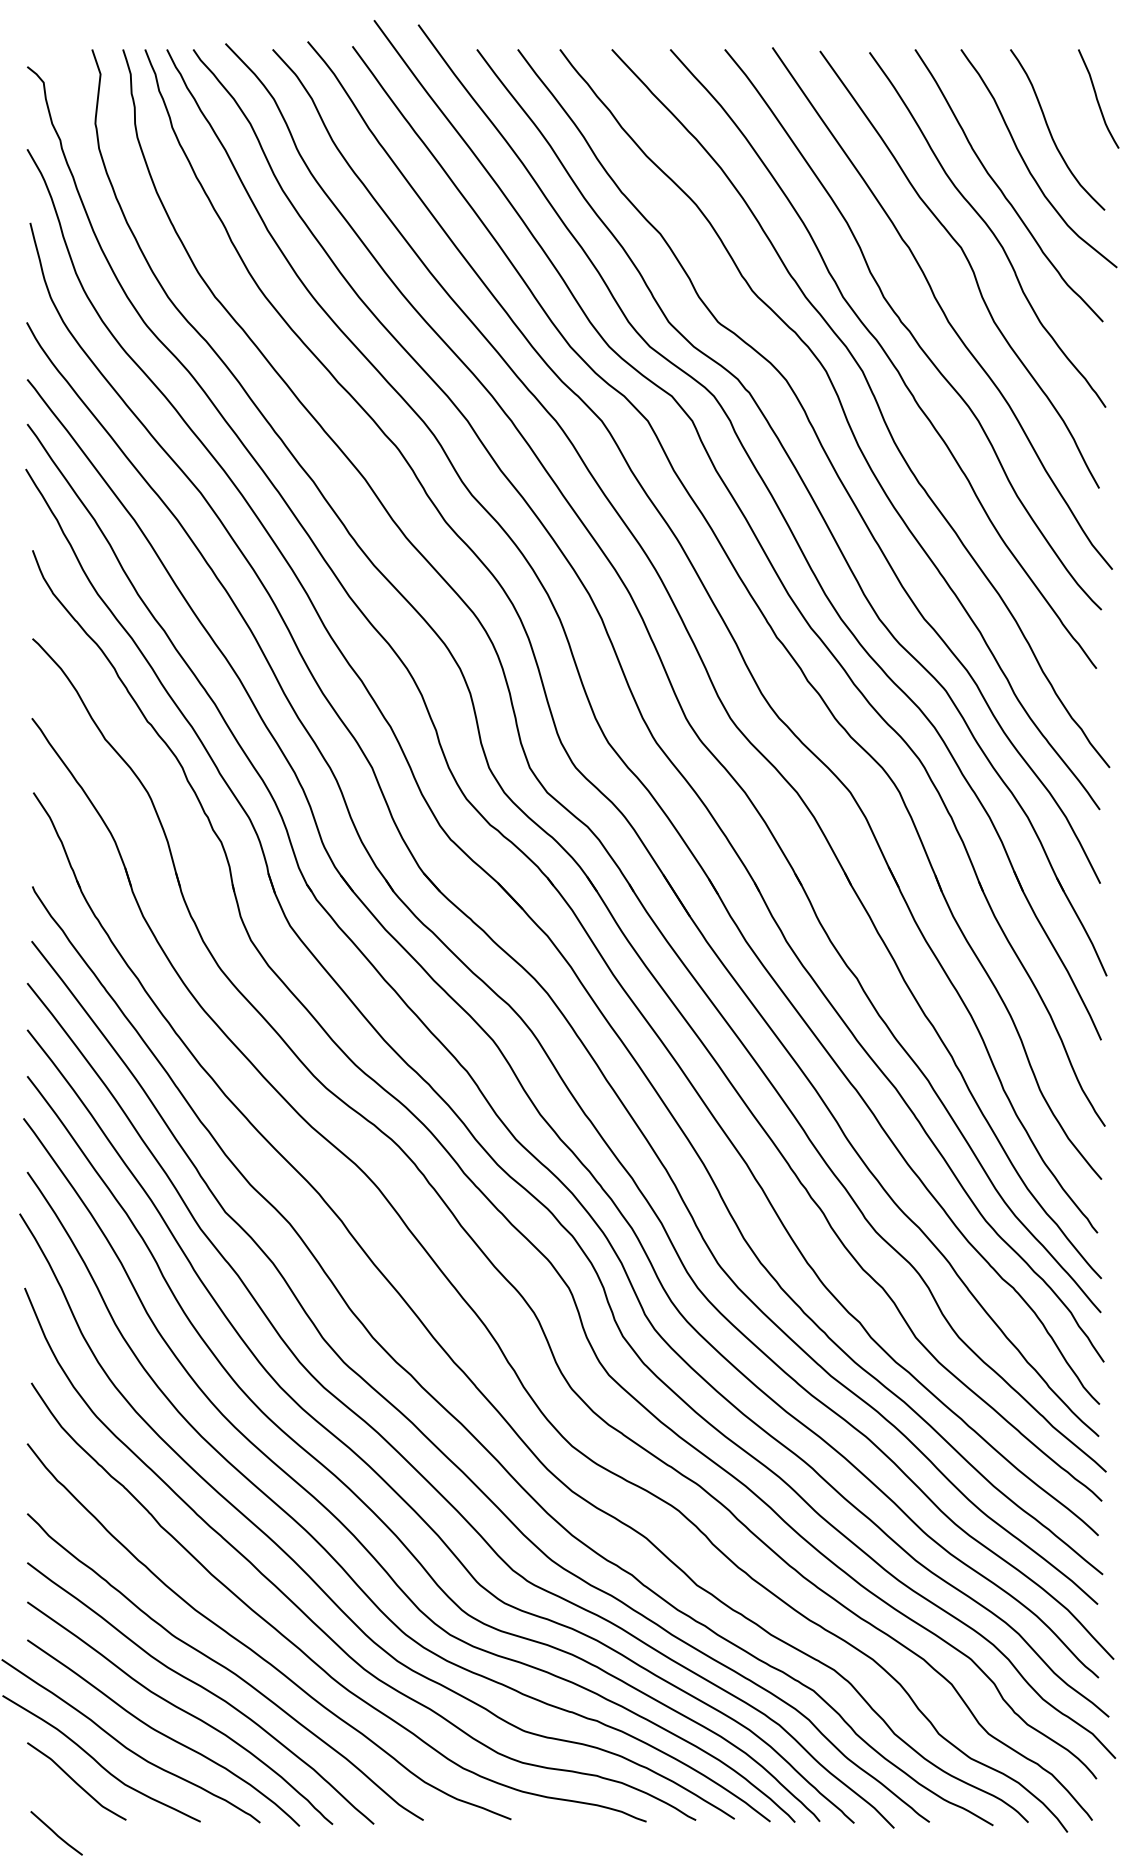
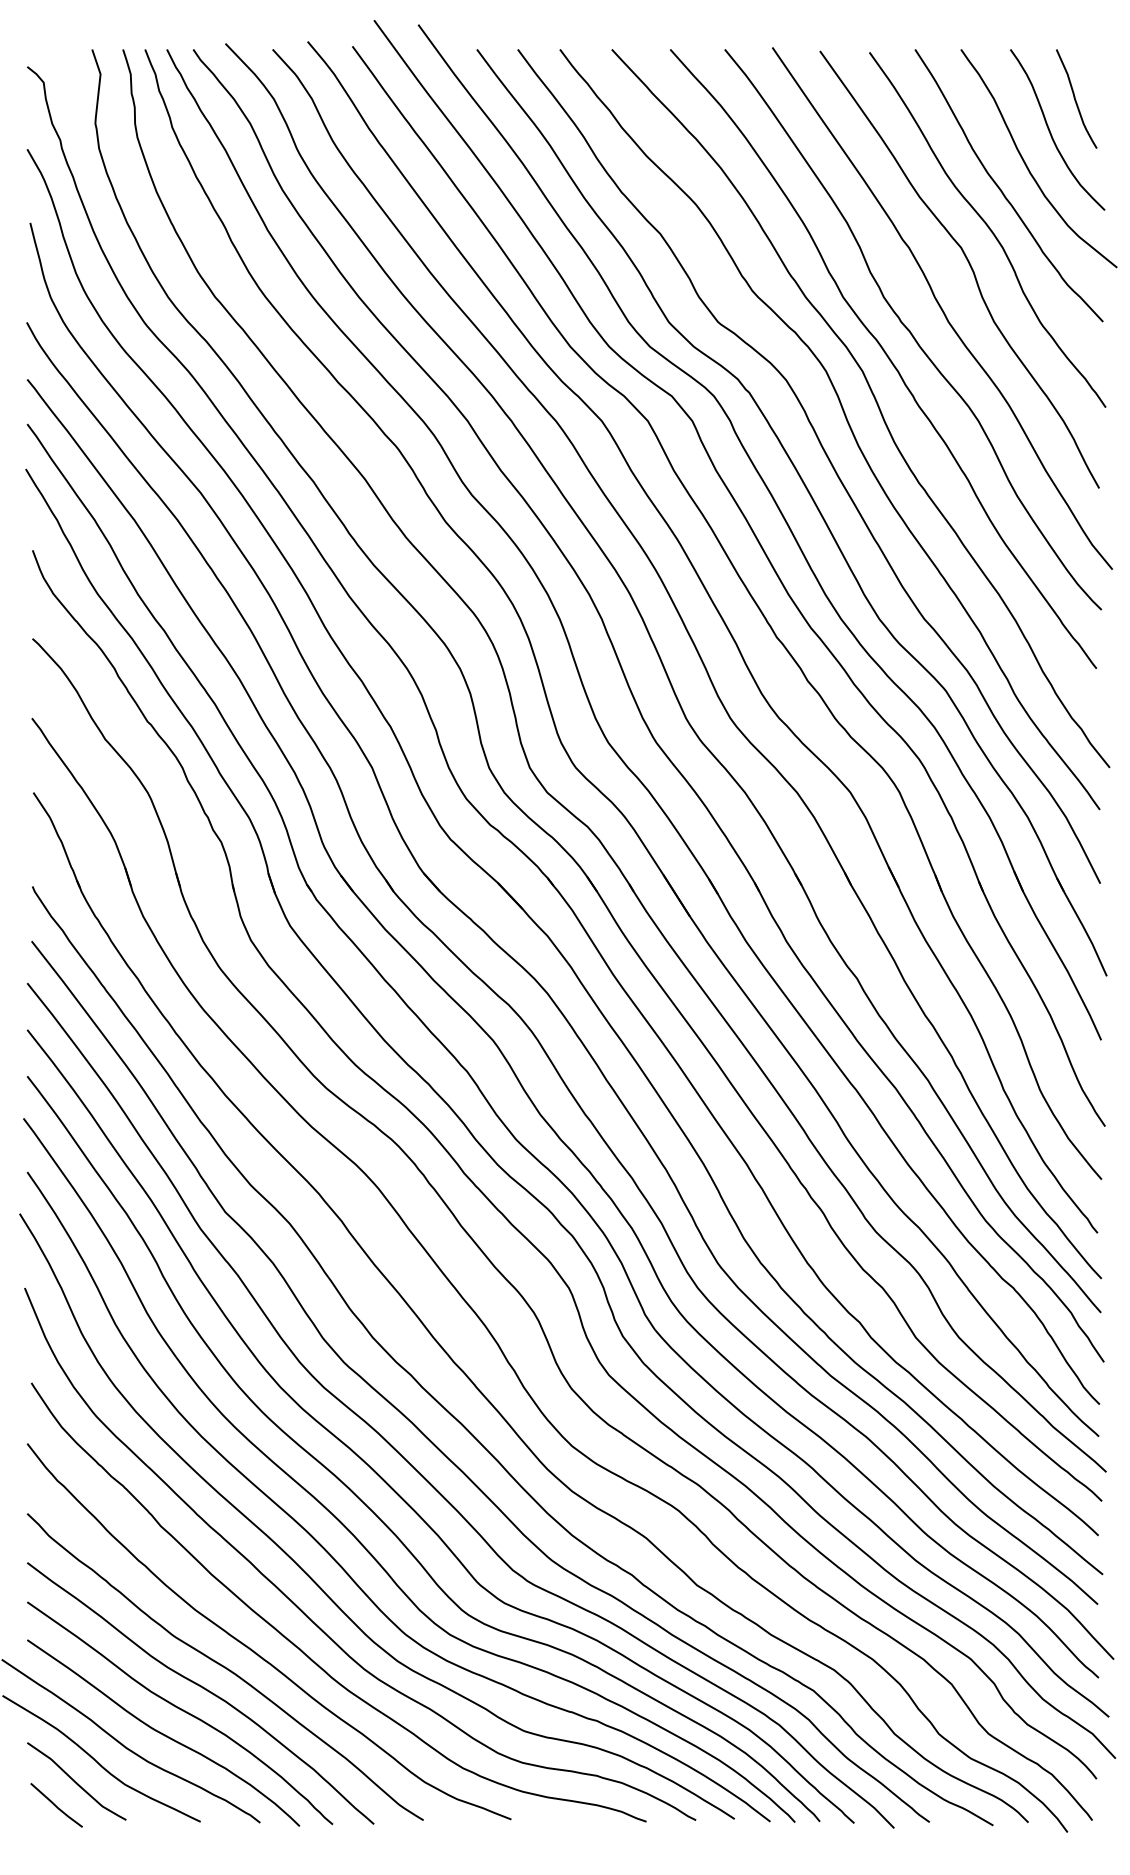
curve position: (1097, 98) -> (1075, 98) (1075, 98)
line position: (56, 1833) -> (56, 1805) (56, 1805)
